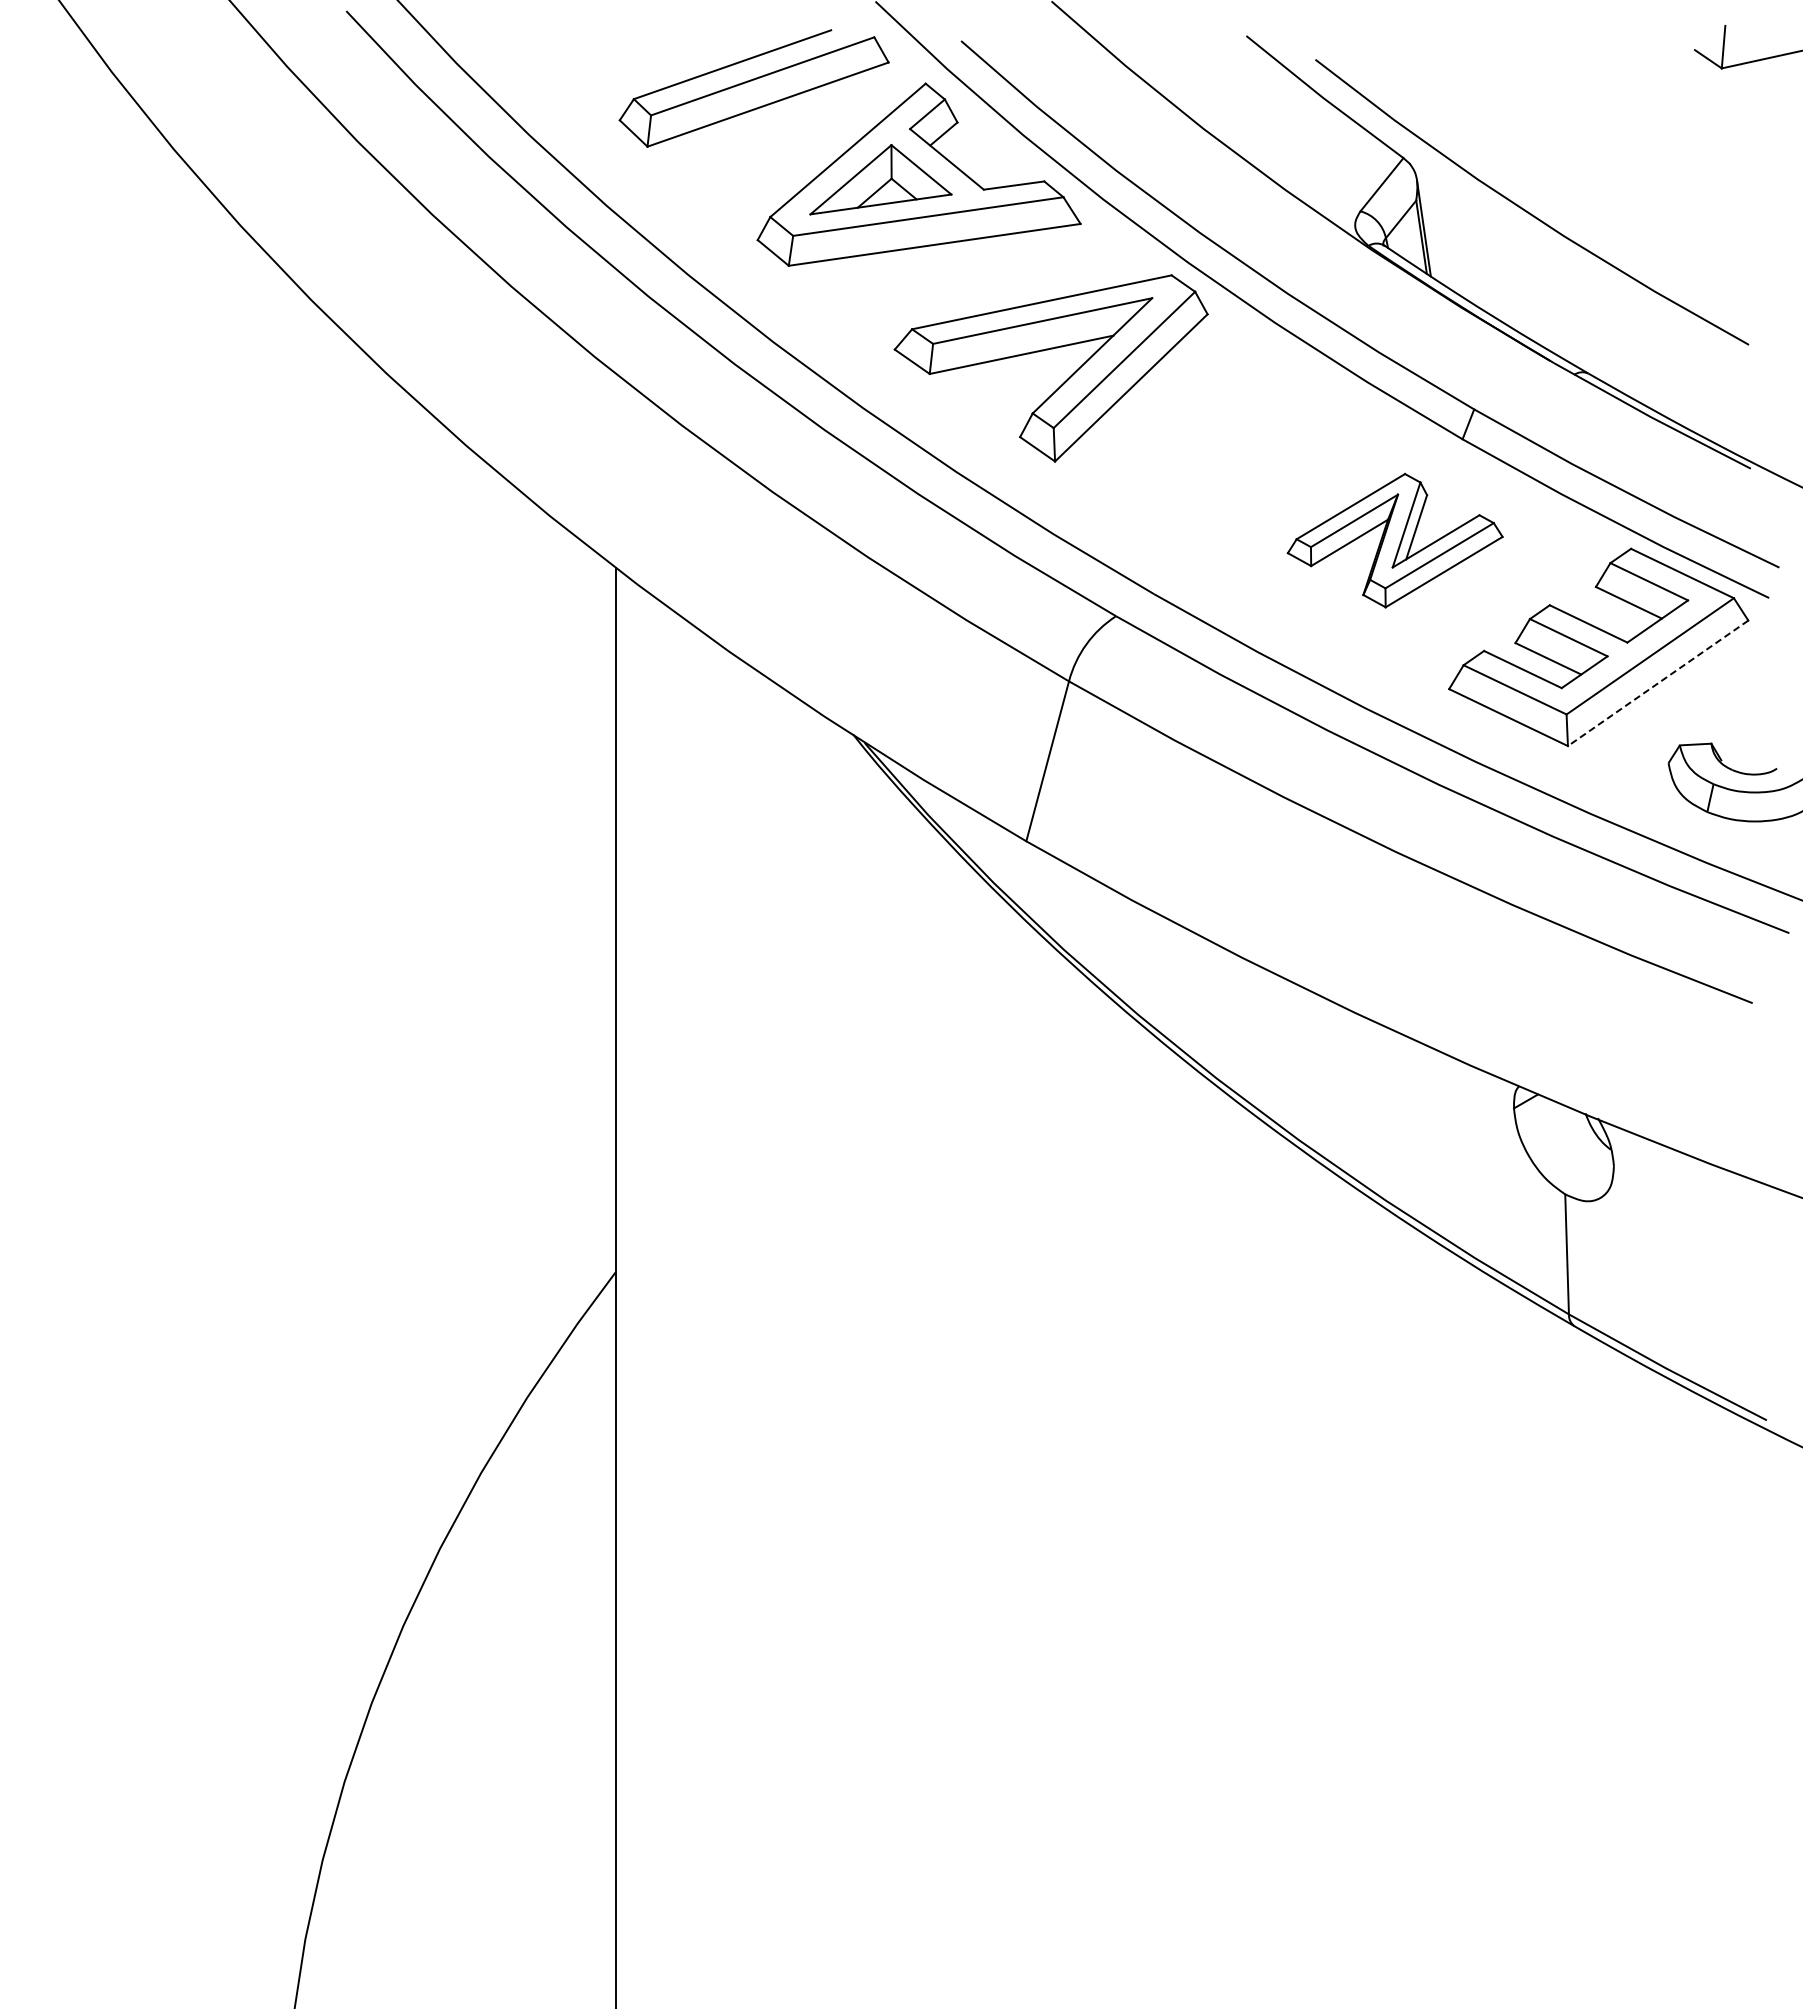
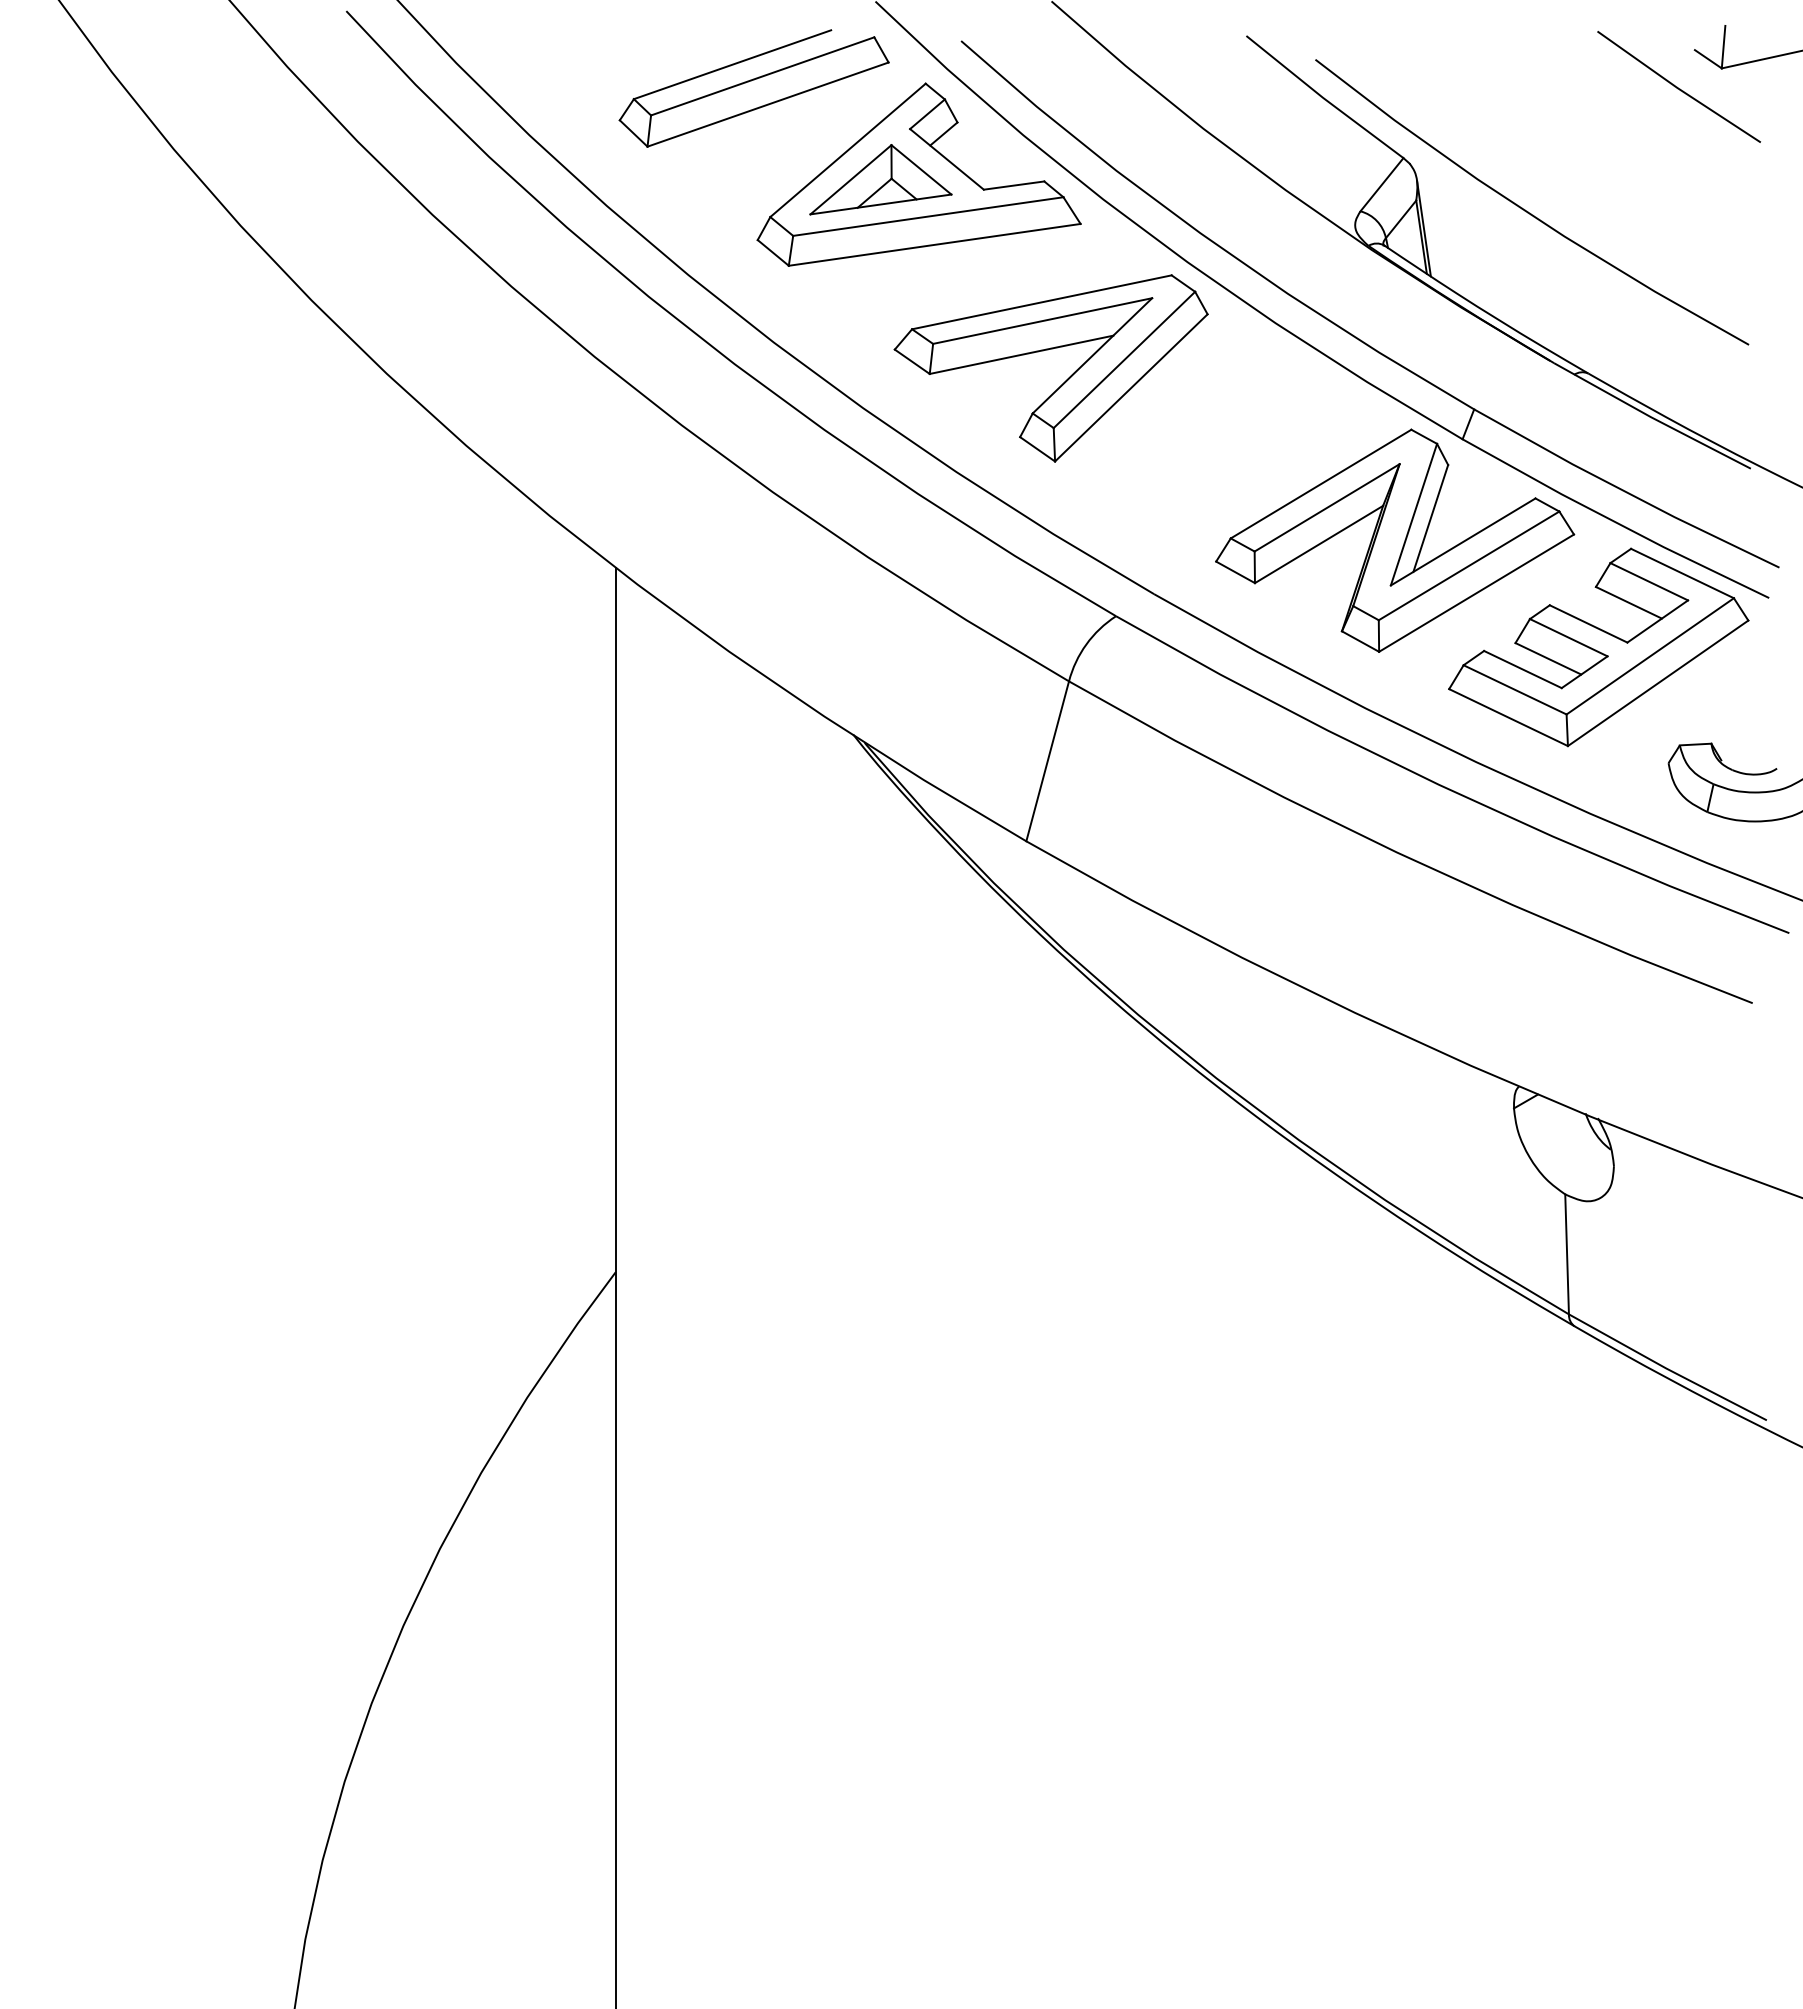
line: none -> present (1677, 86)
part size: 218x136 px -> 361x225 px (1395, 540)
line: dashed -> solid (1658, 683)
